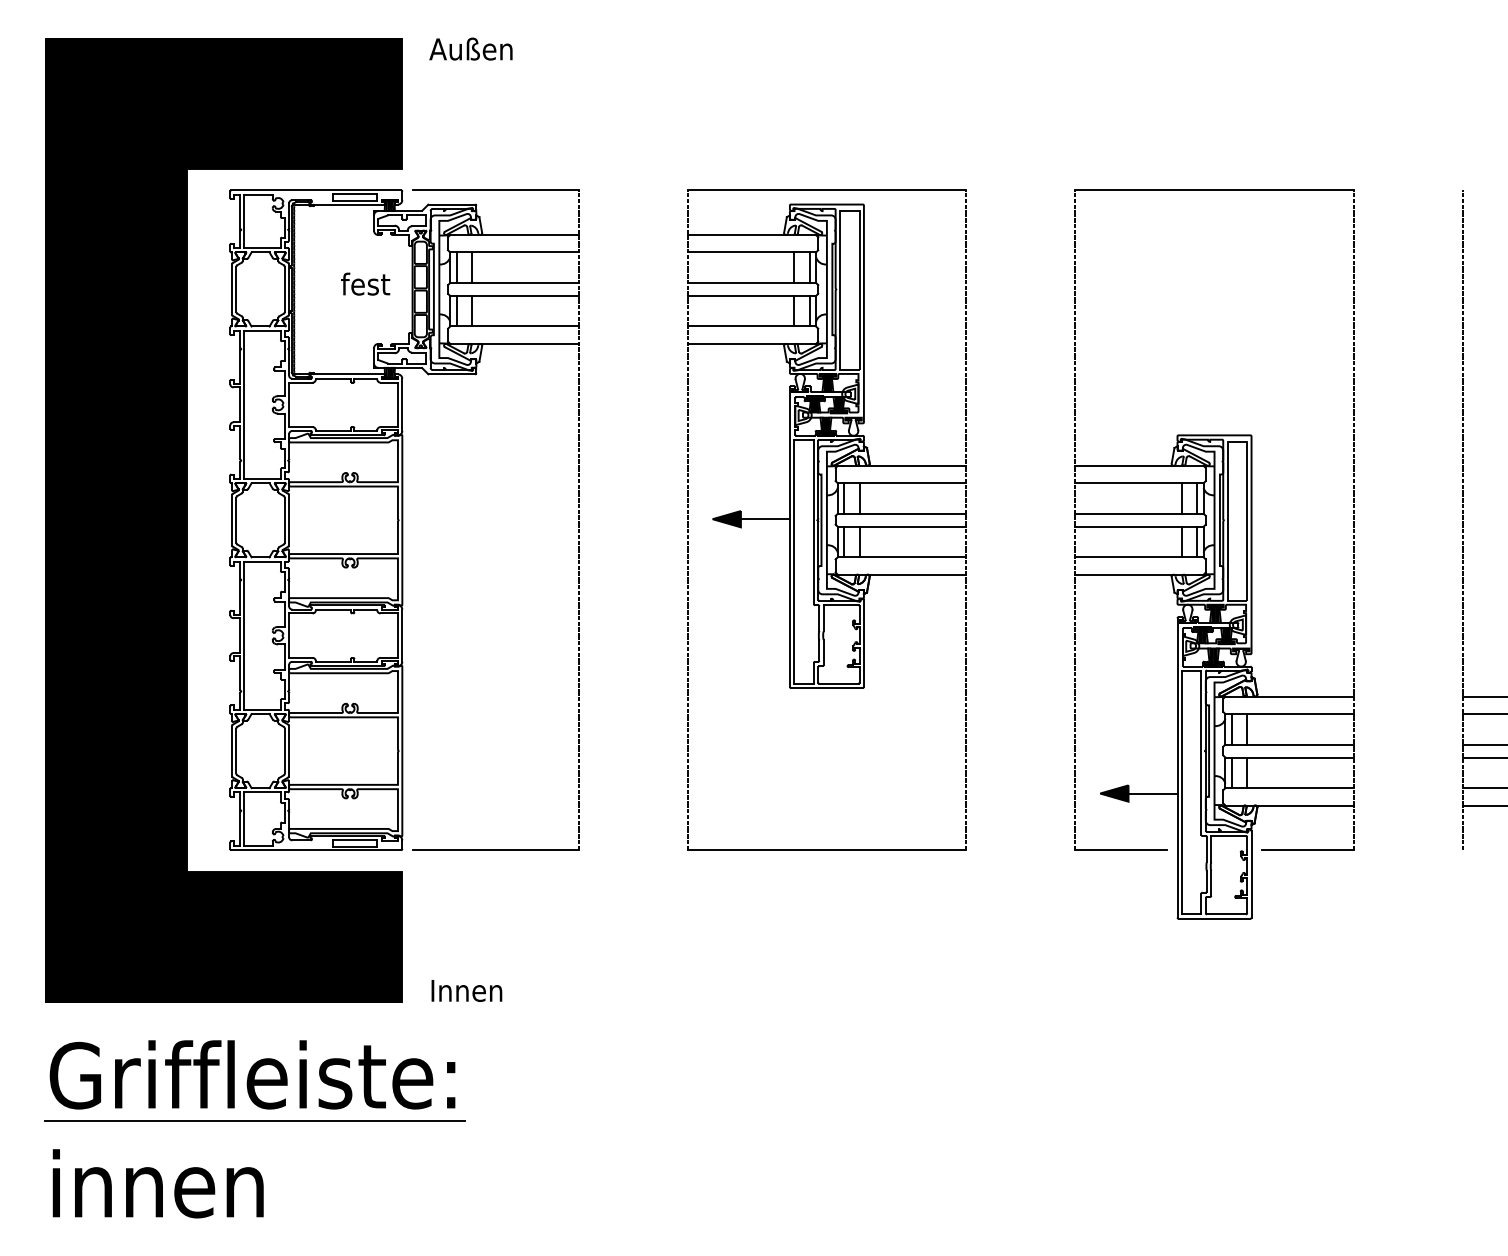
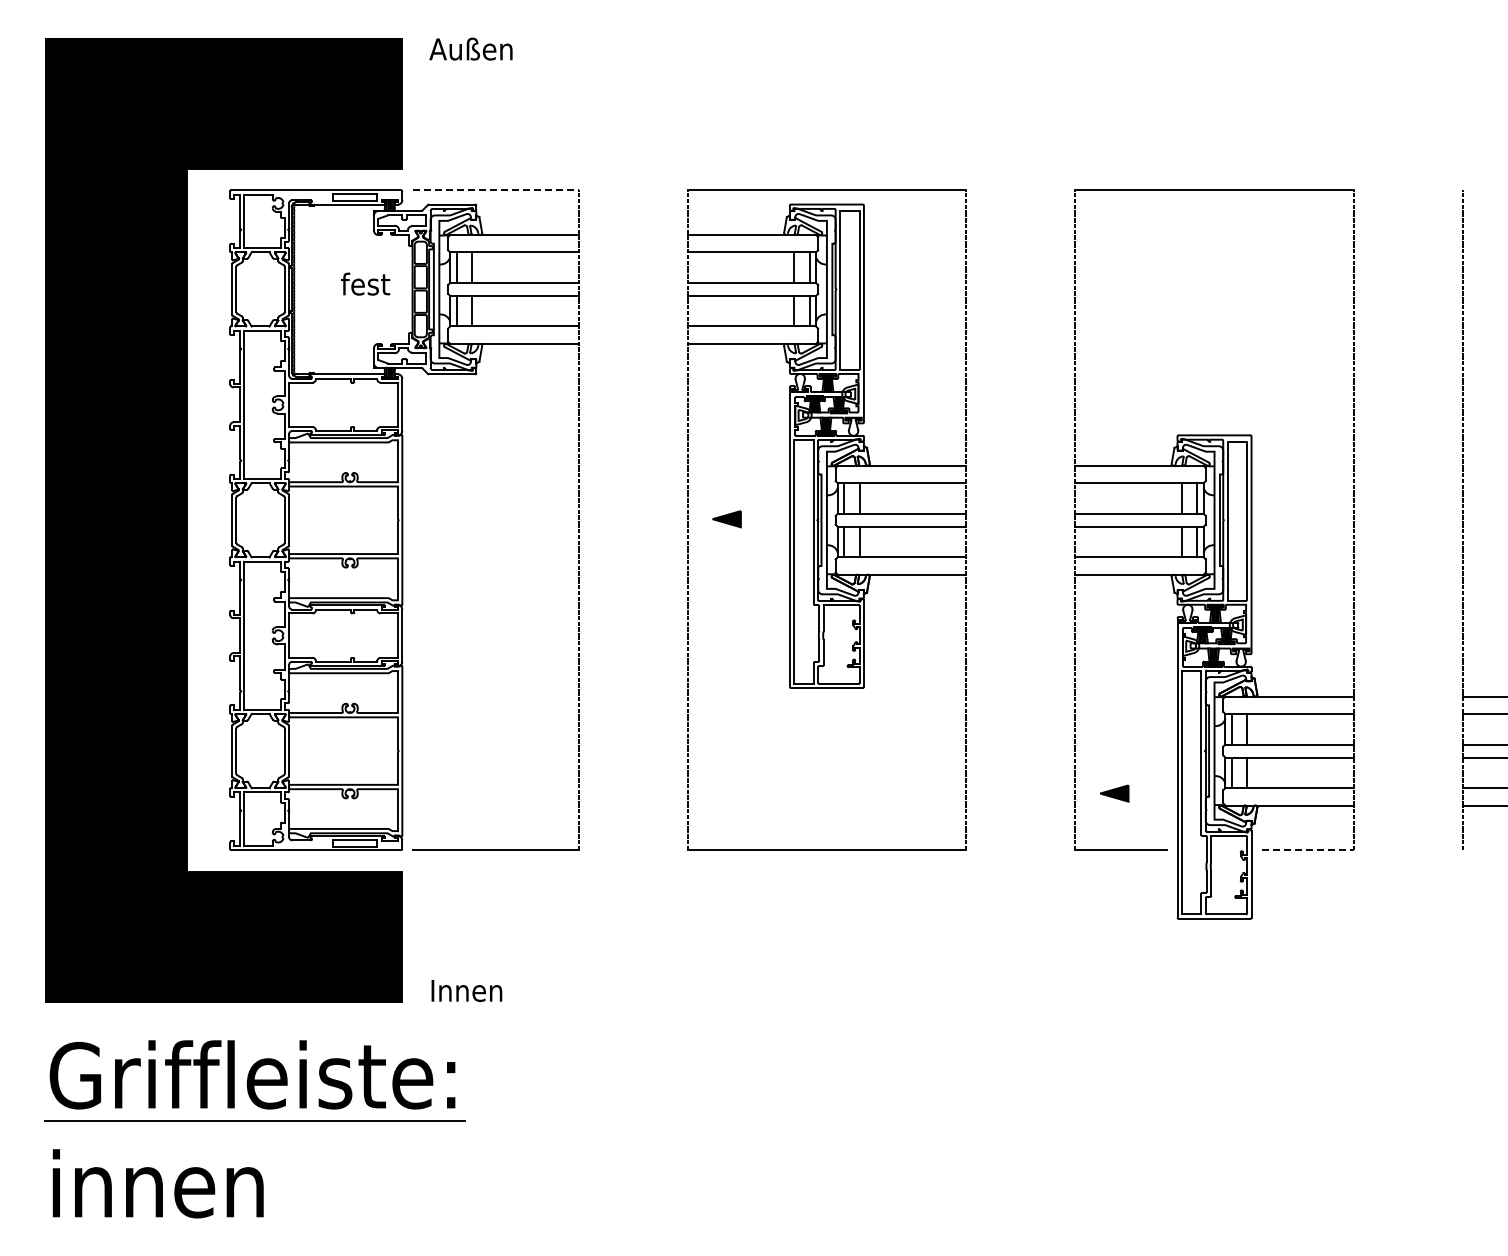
line: solid -> dashed (495, 190)
line: present -> none (764, 519)
line: present -> none (1152, 793)
line: solid -> dashed (1308, 850)
